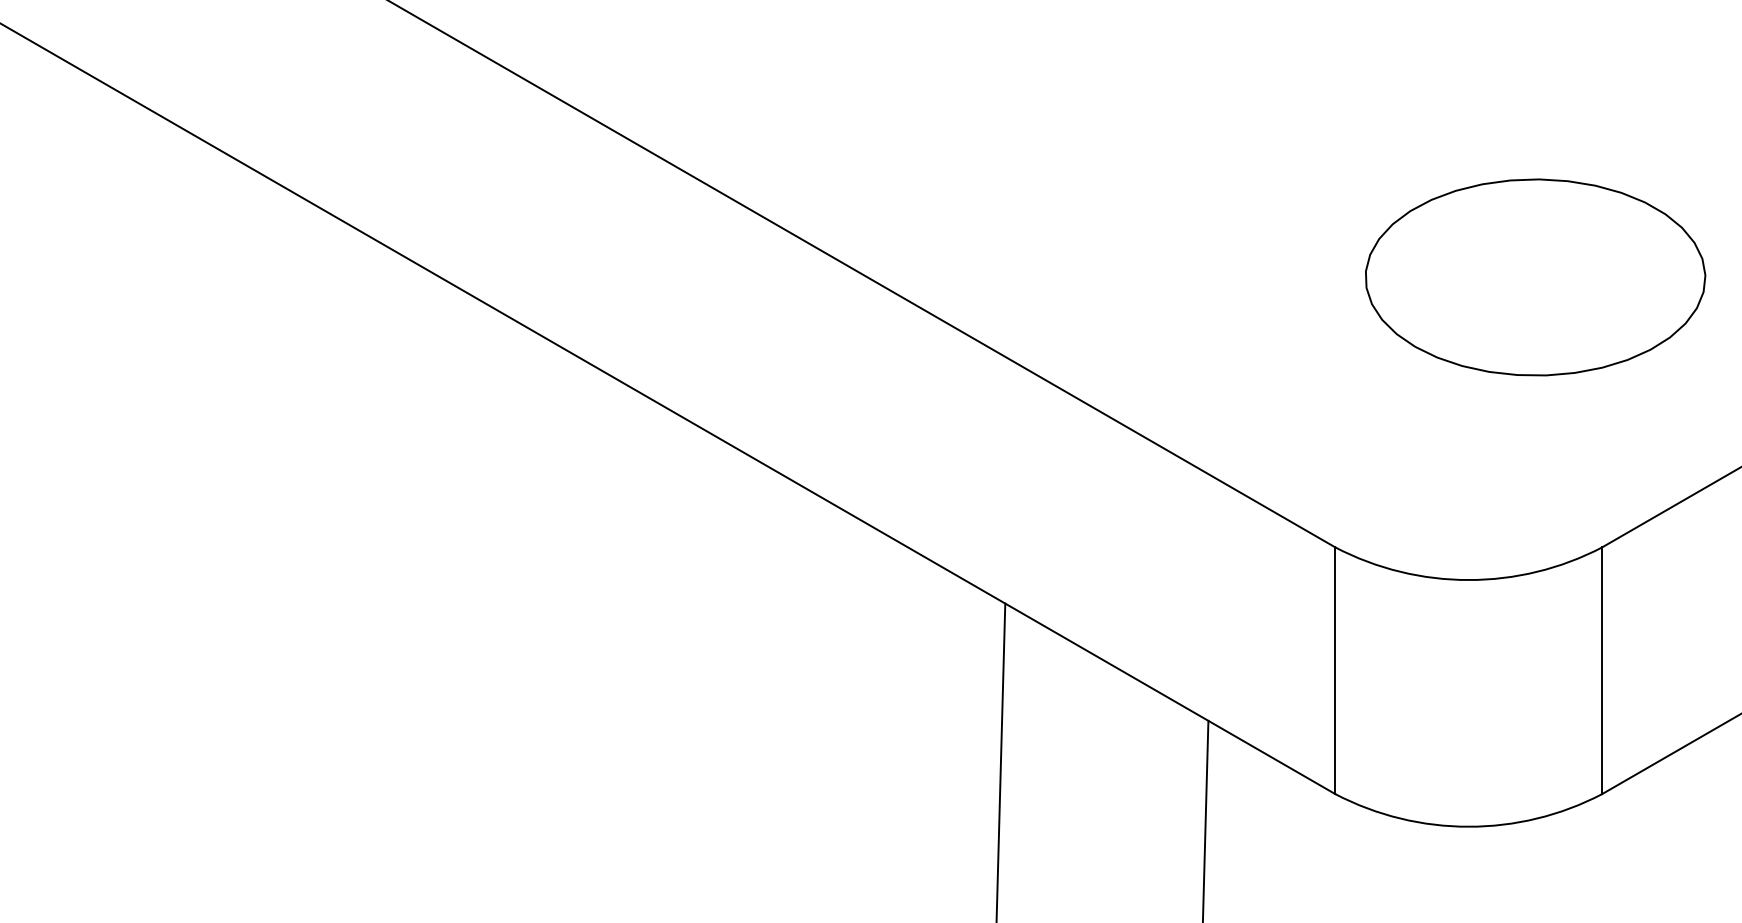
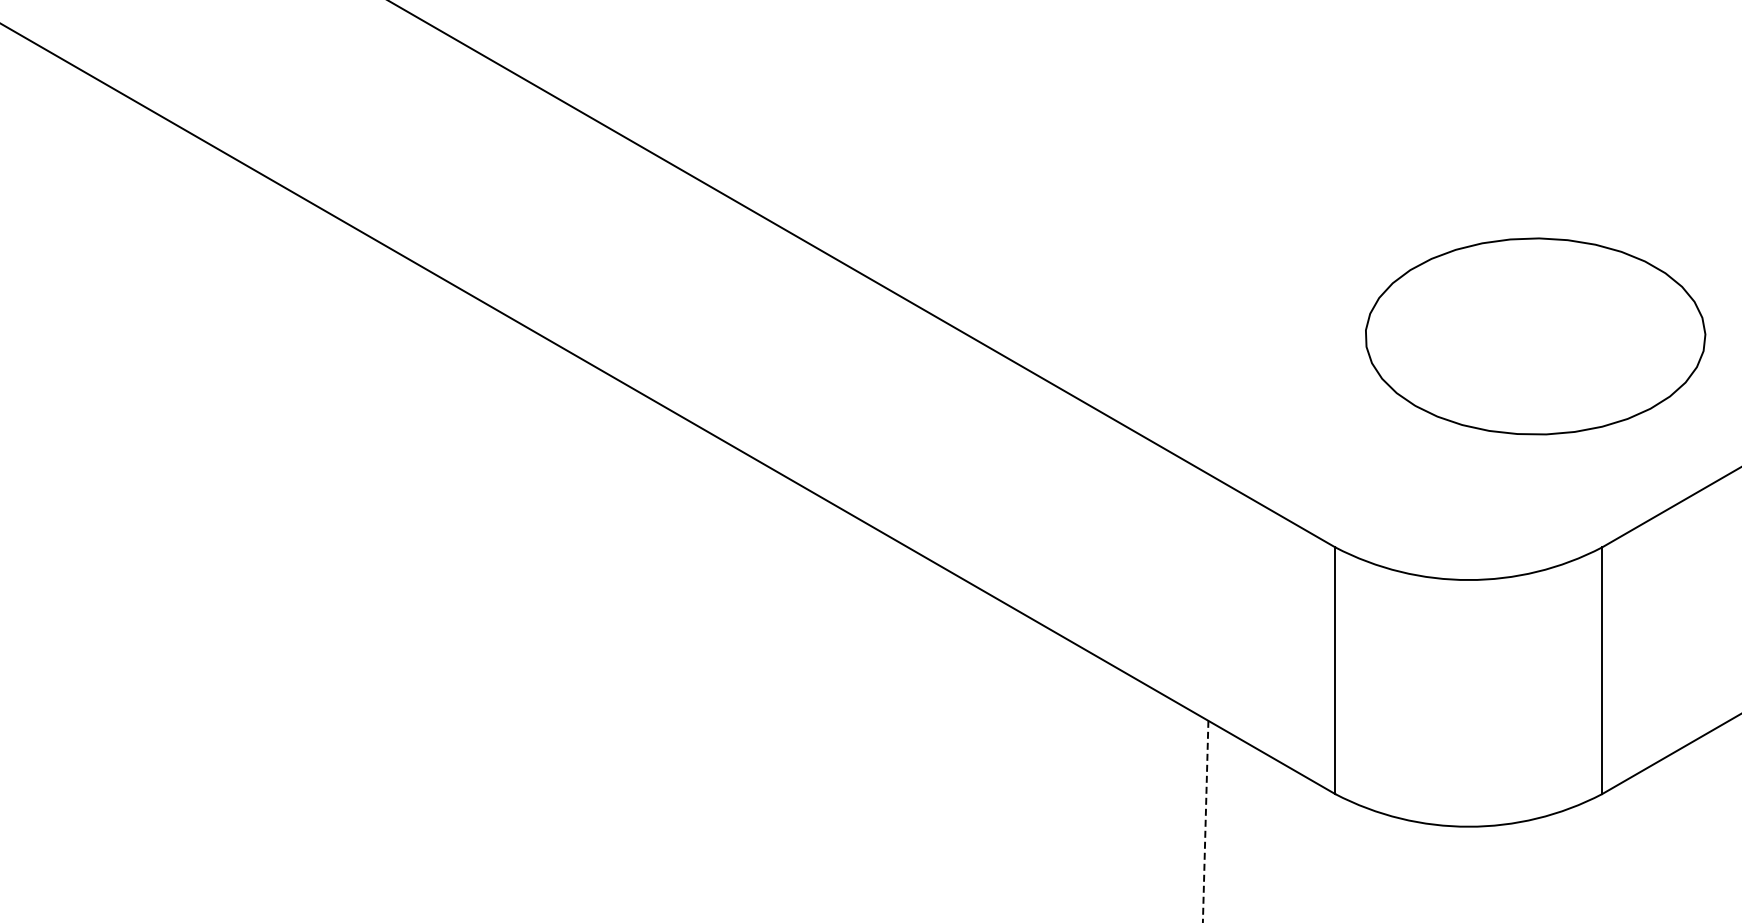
part position: (1535, 277) -> (1535, 336) (1535, 336)
line: present -> none (1000, 761)
line: solid -> dashed (1205, 821)
